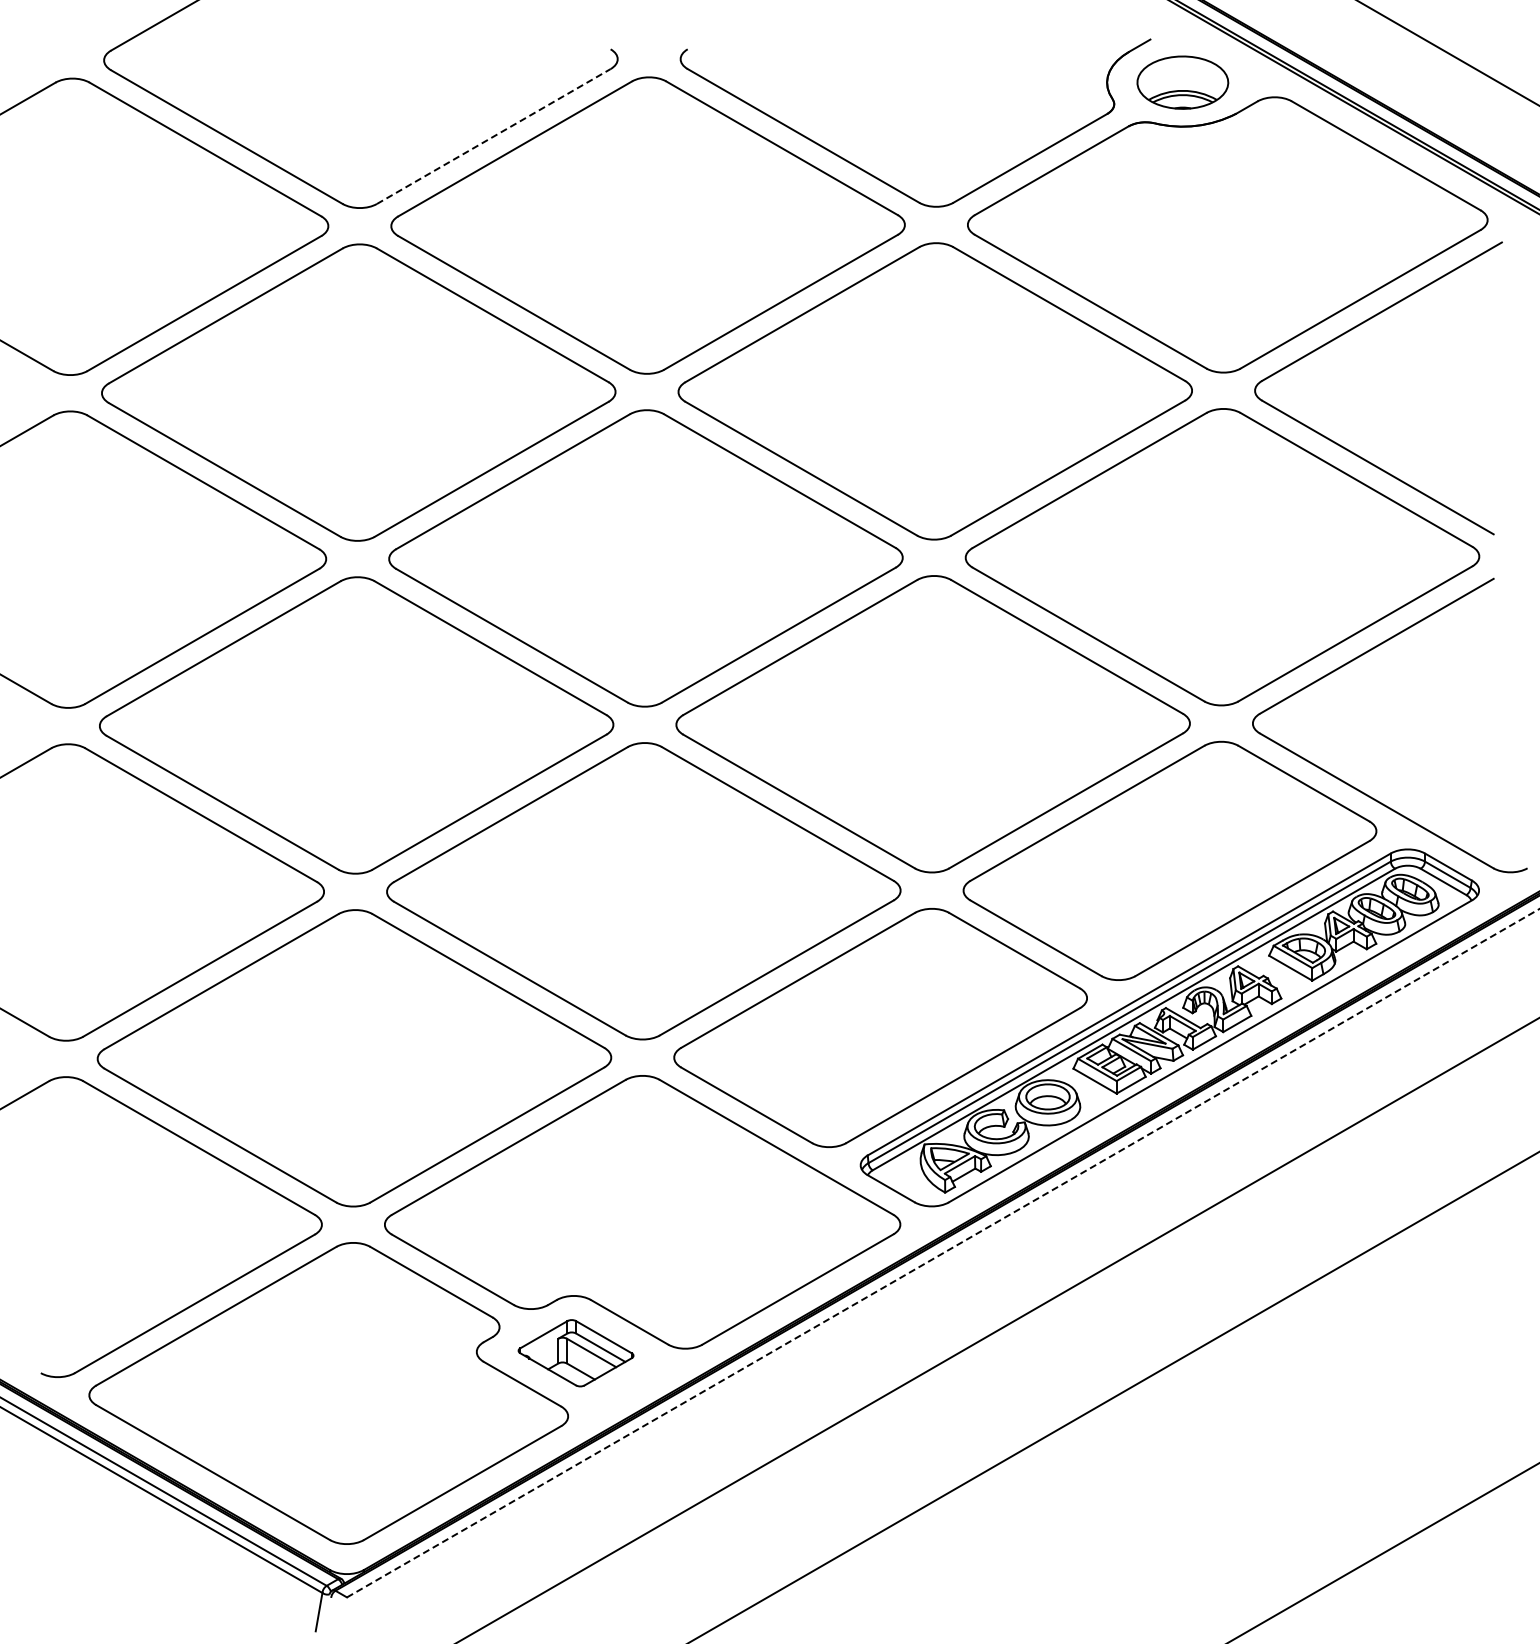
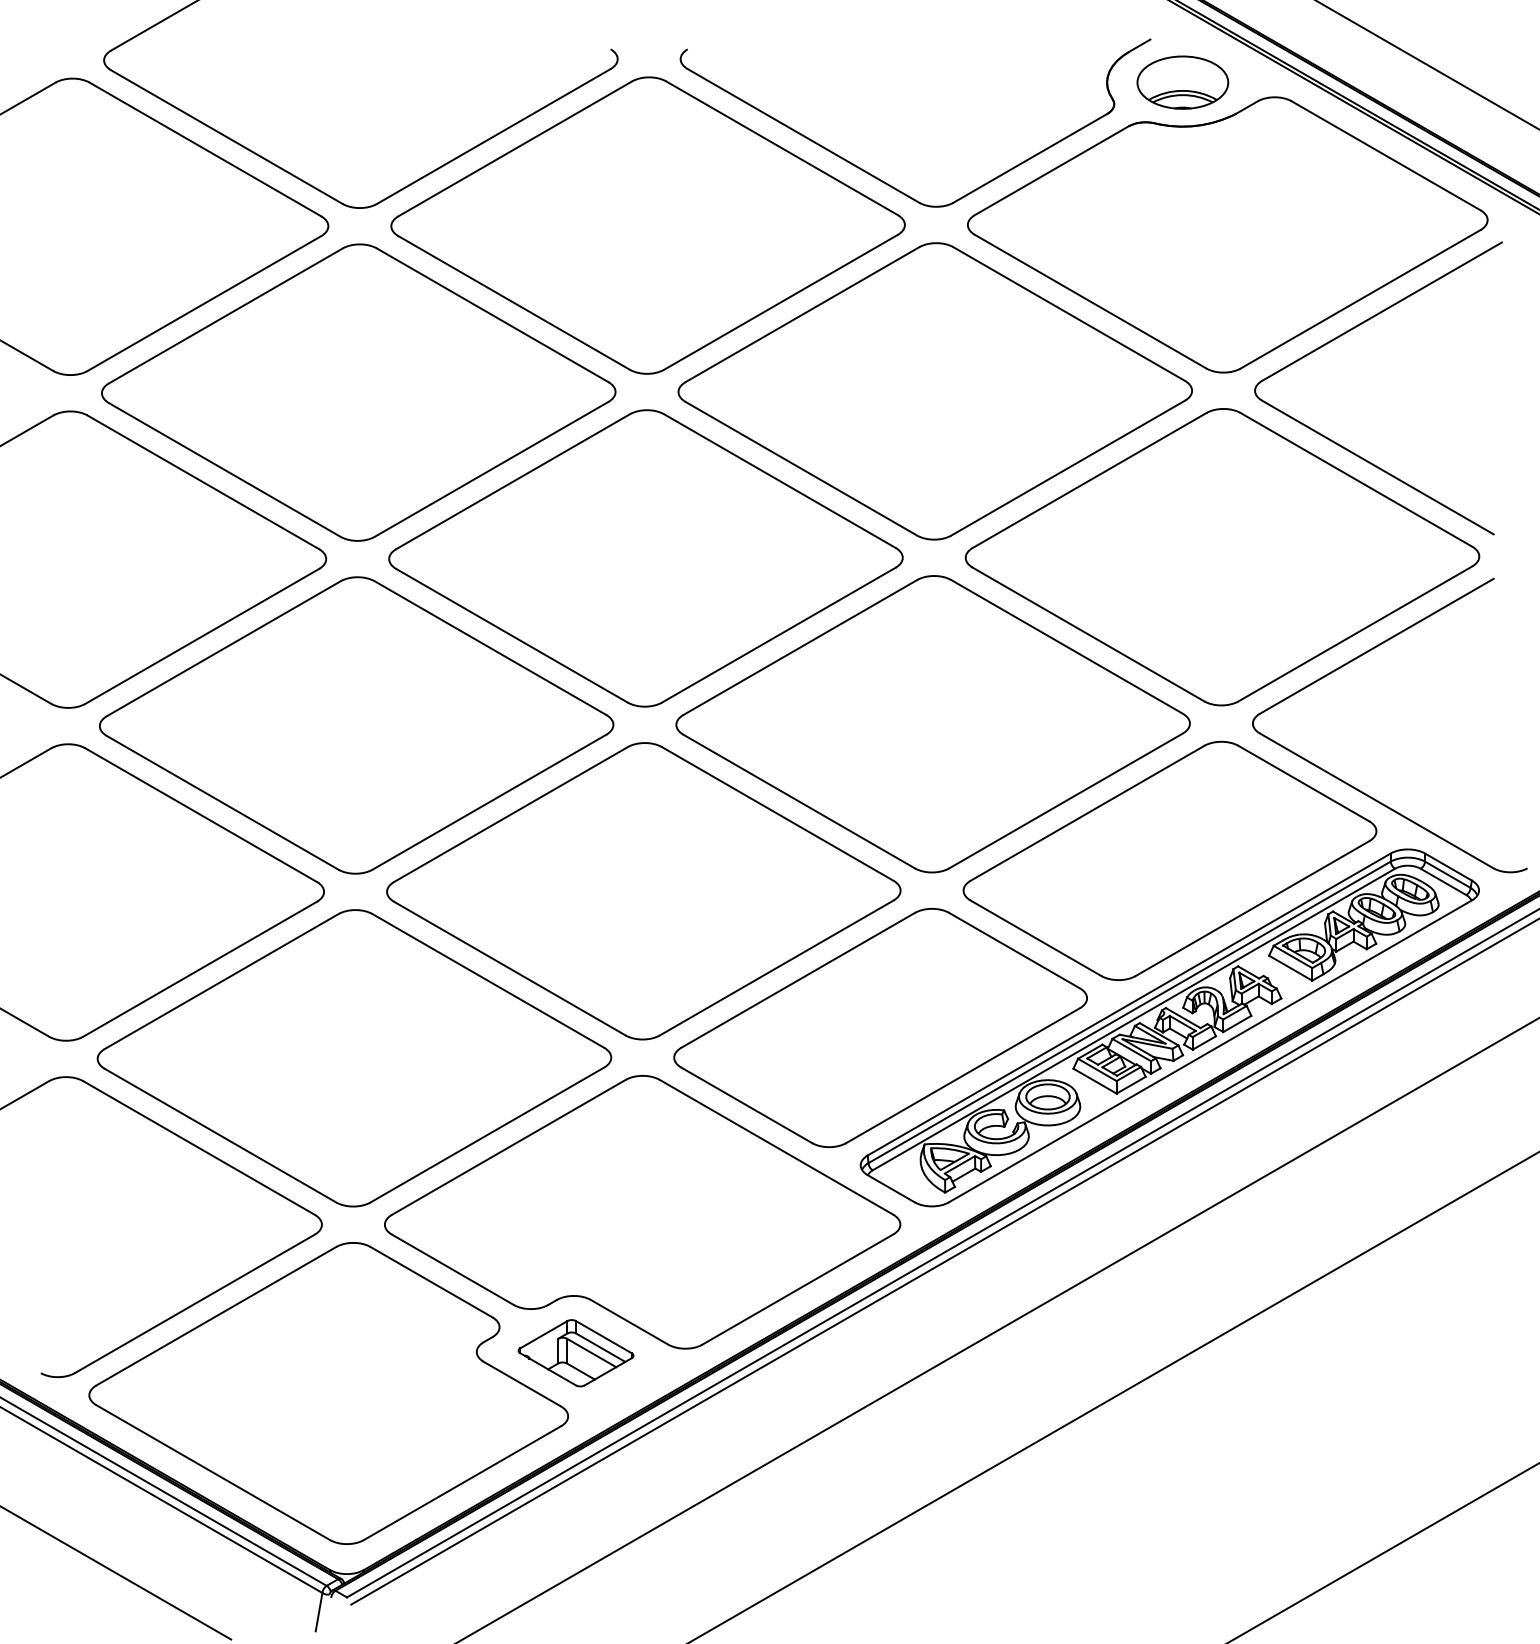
line position: (1447, 53) -> (1427, 65) (1427, 65)
line: dashed -> solid (493, 136)
line: dashed -> solid (943, 1253)
line: none -> present (943, 1262)
line: none -> present (116, 1573)
